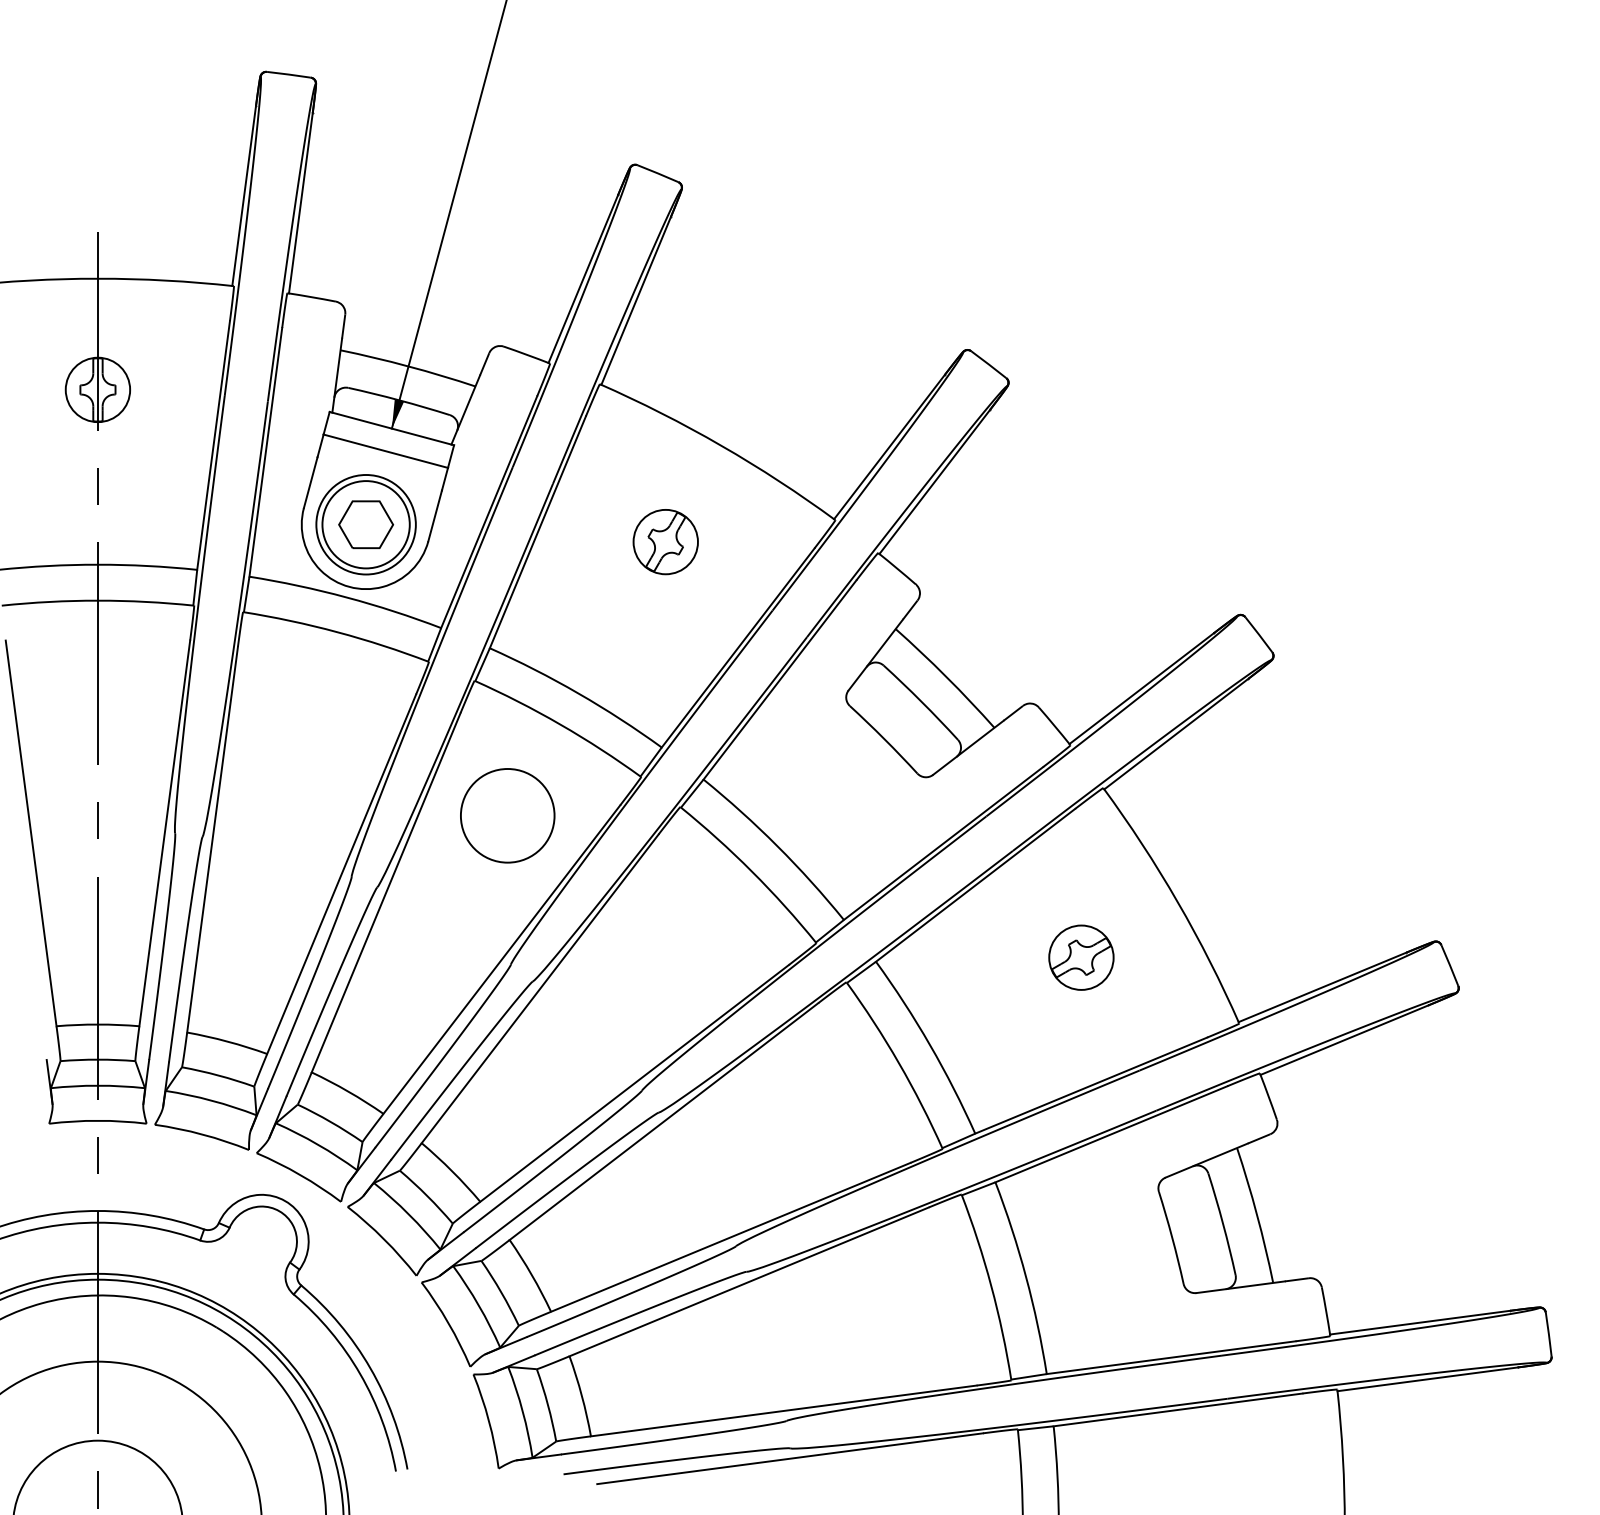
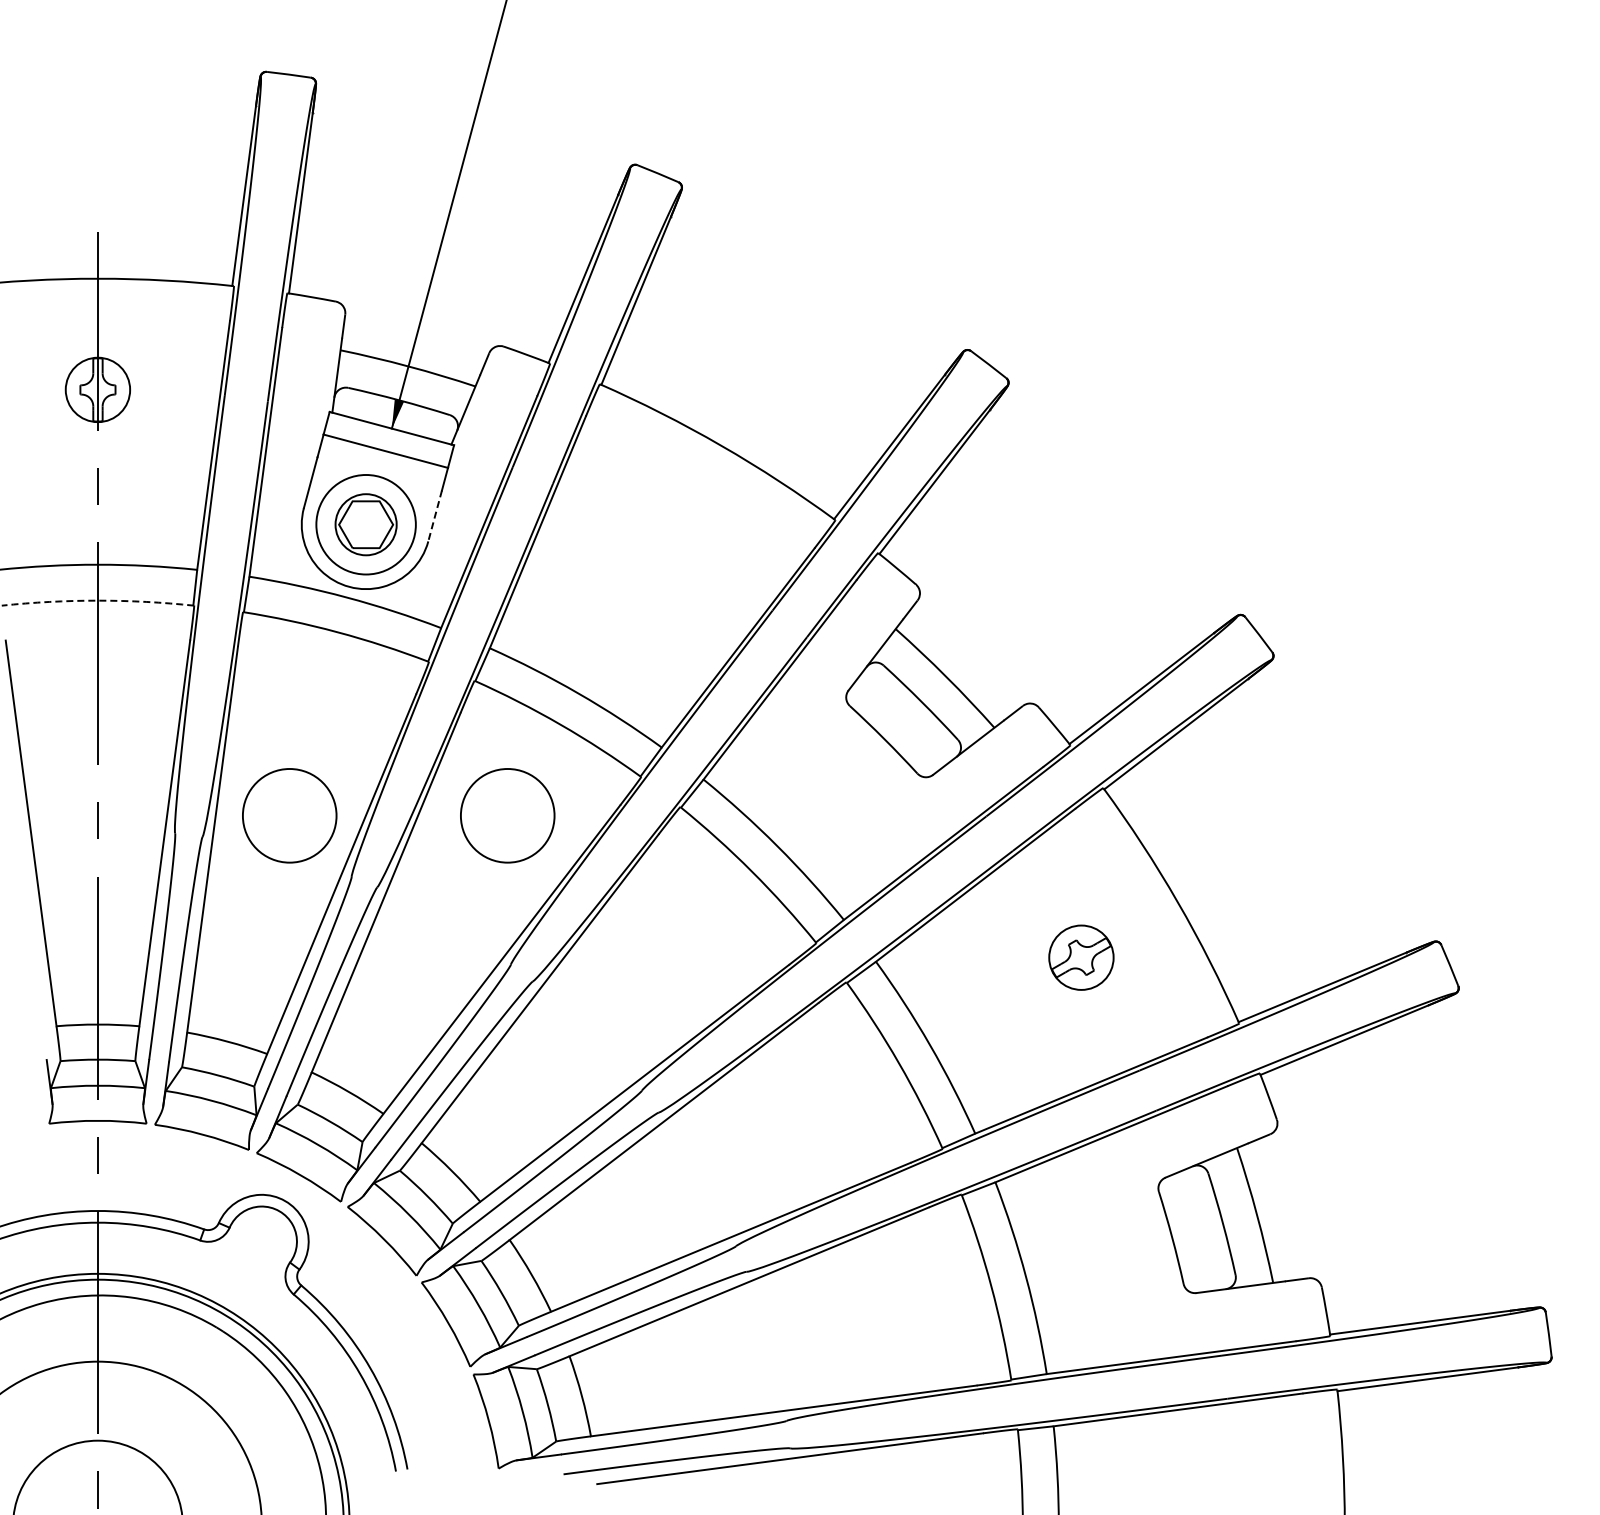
line: solid -> dashed (435, 516)
circle diameter: 87 px -> 61 px (365, 524)
part: present -> none (665, 542)
arc: solid -> dashed (97, 600)
circle: none -> present (289, 815)
